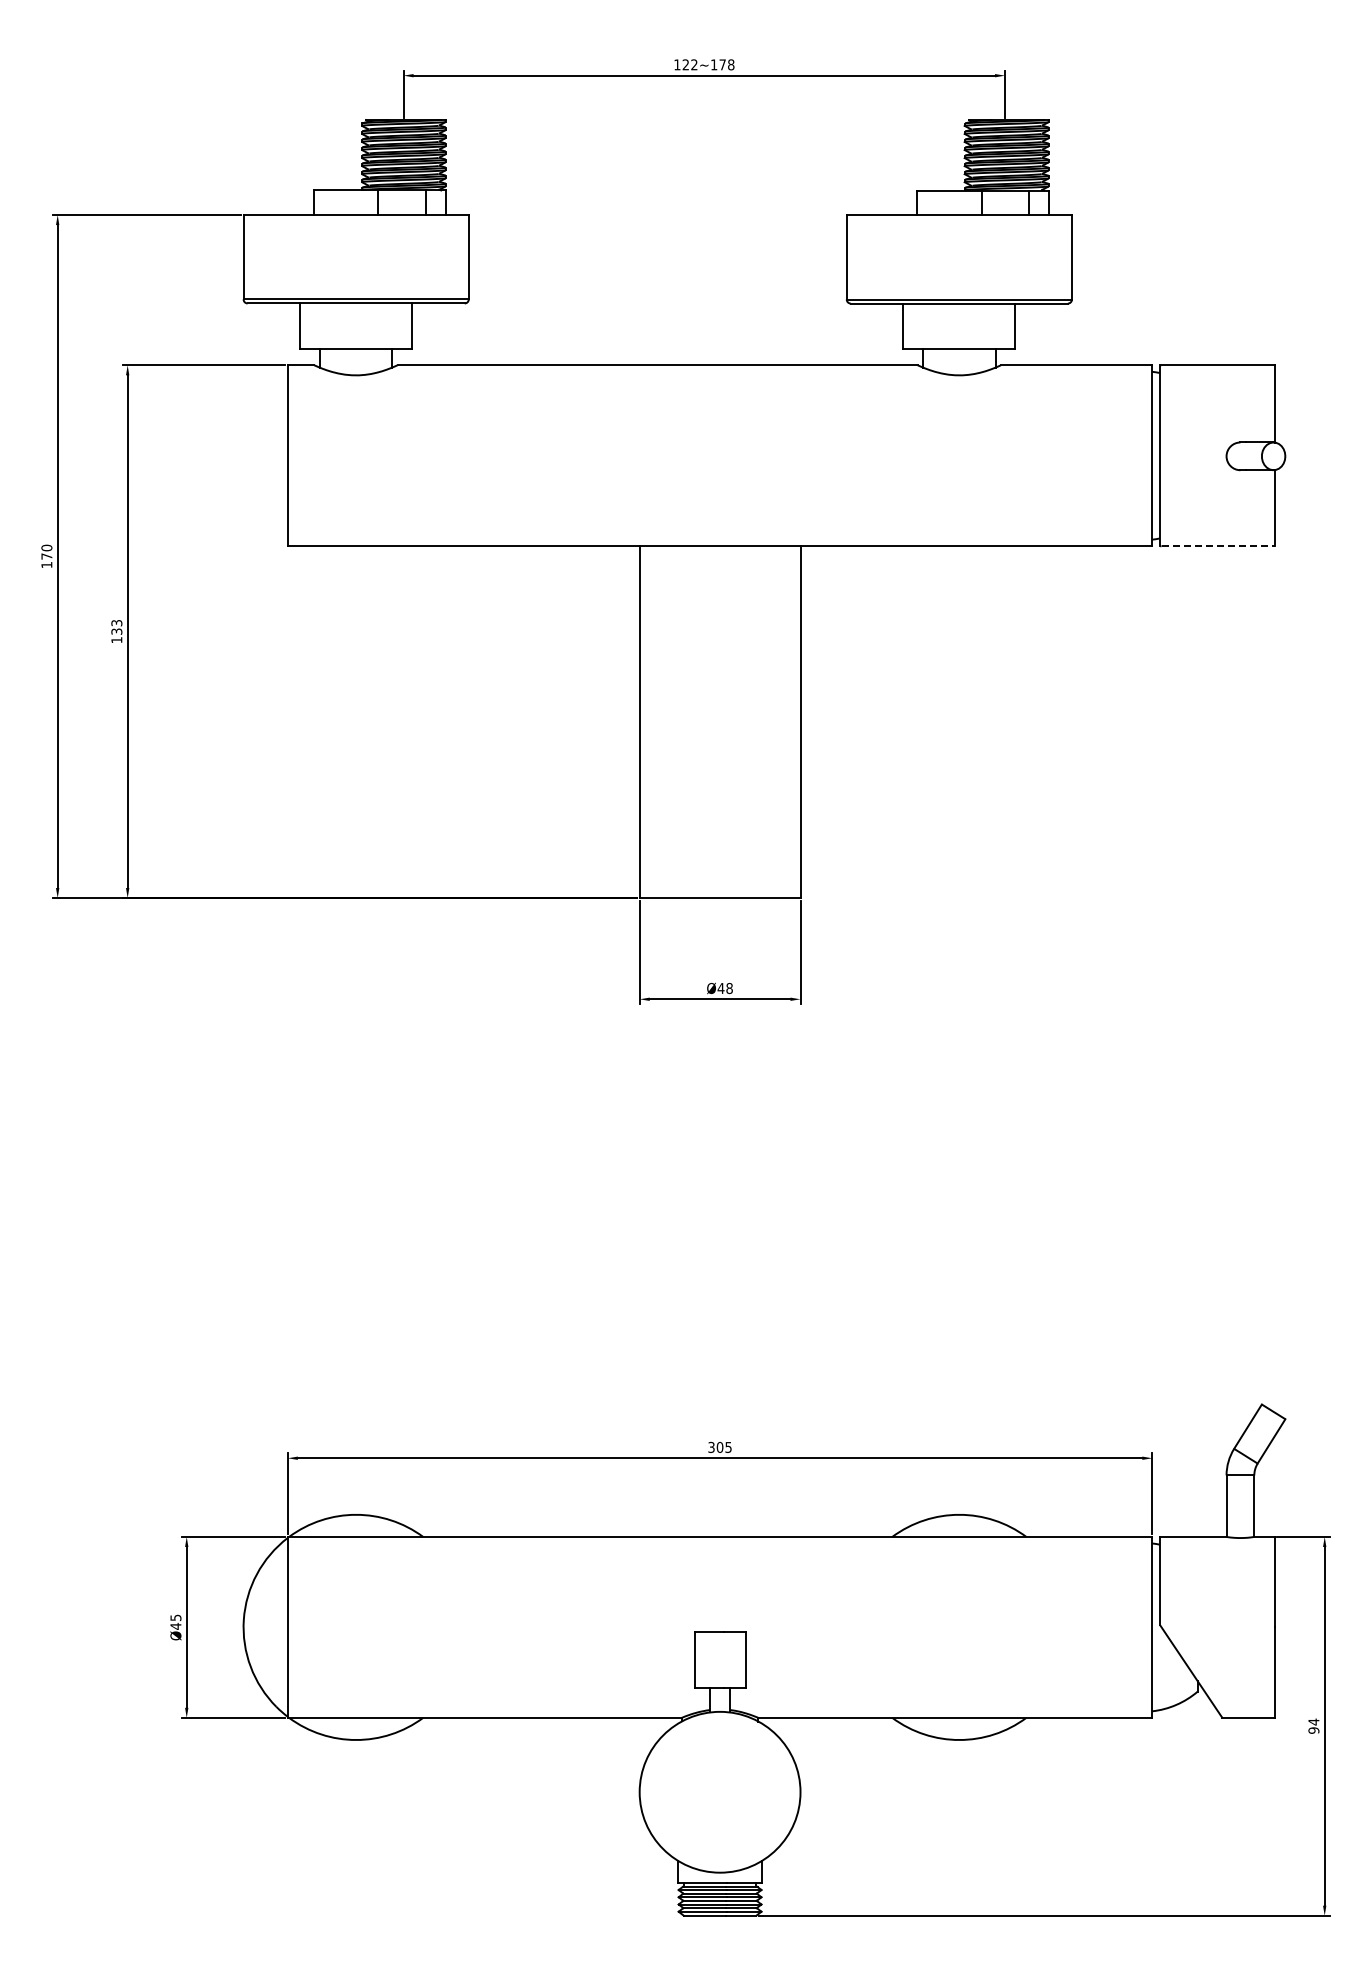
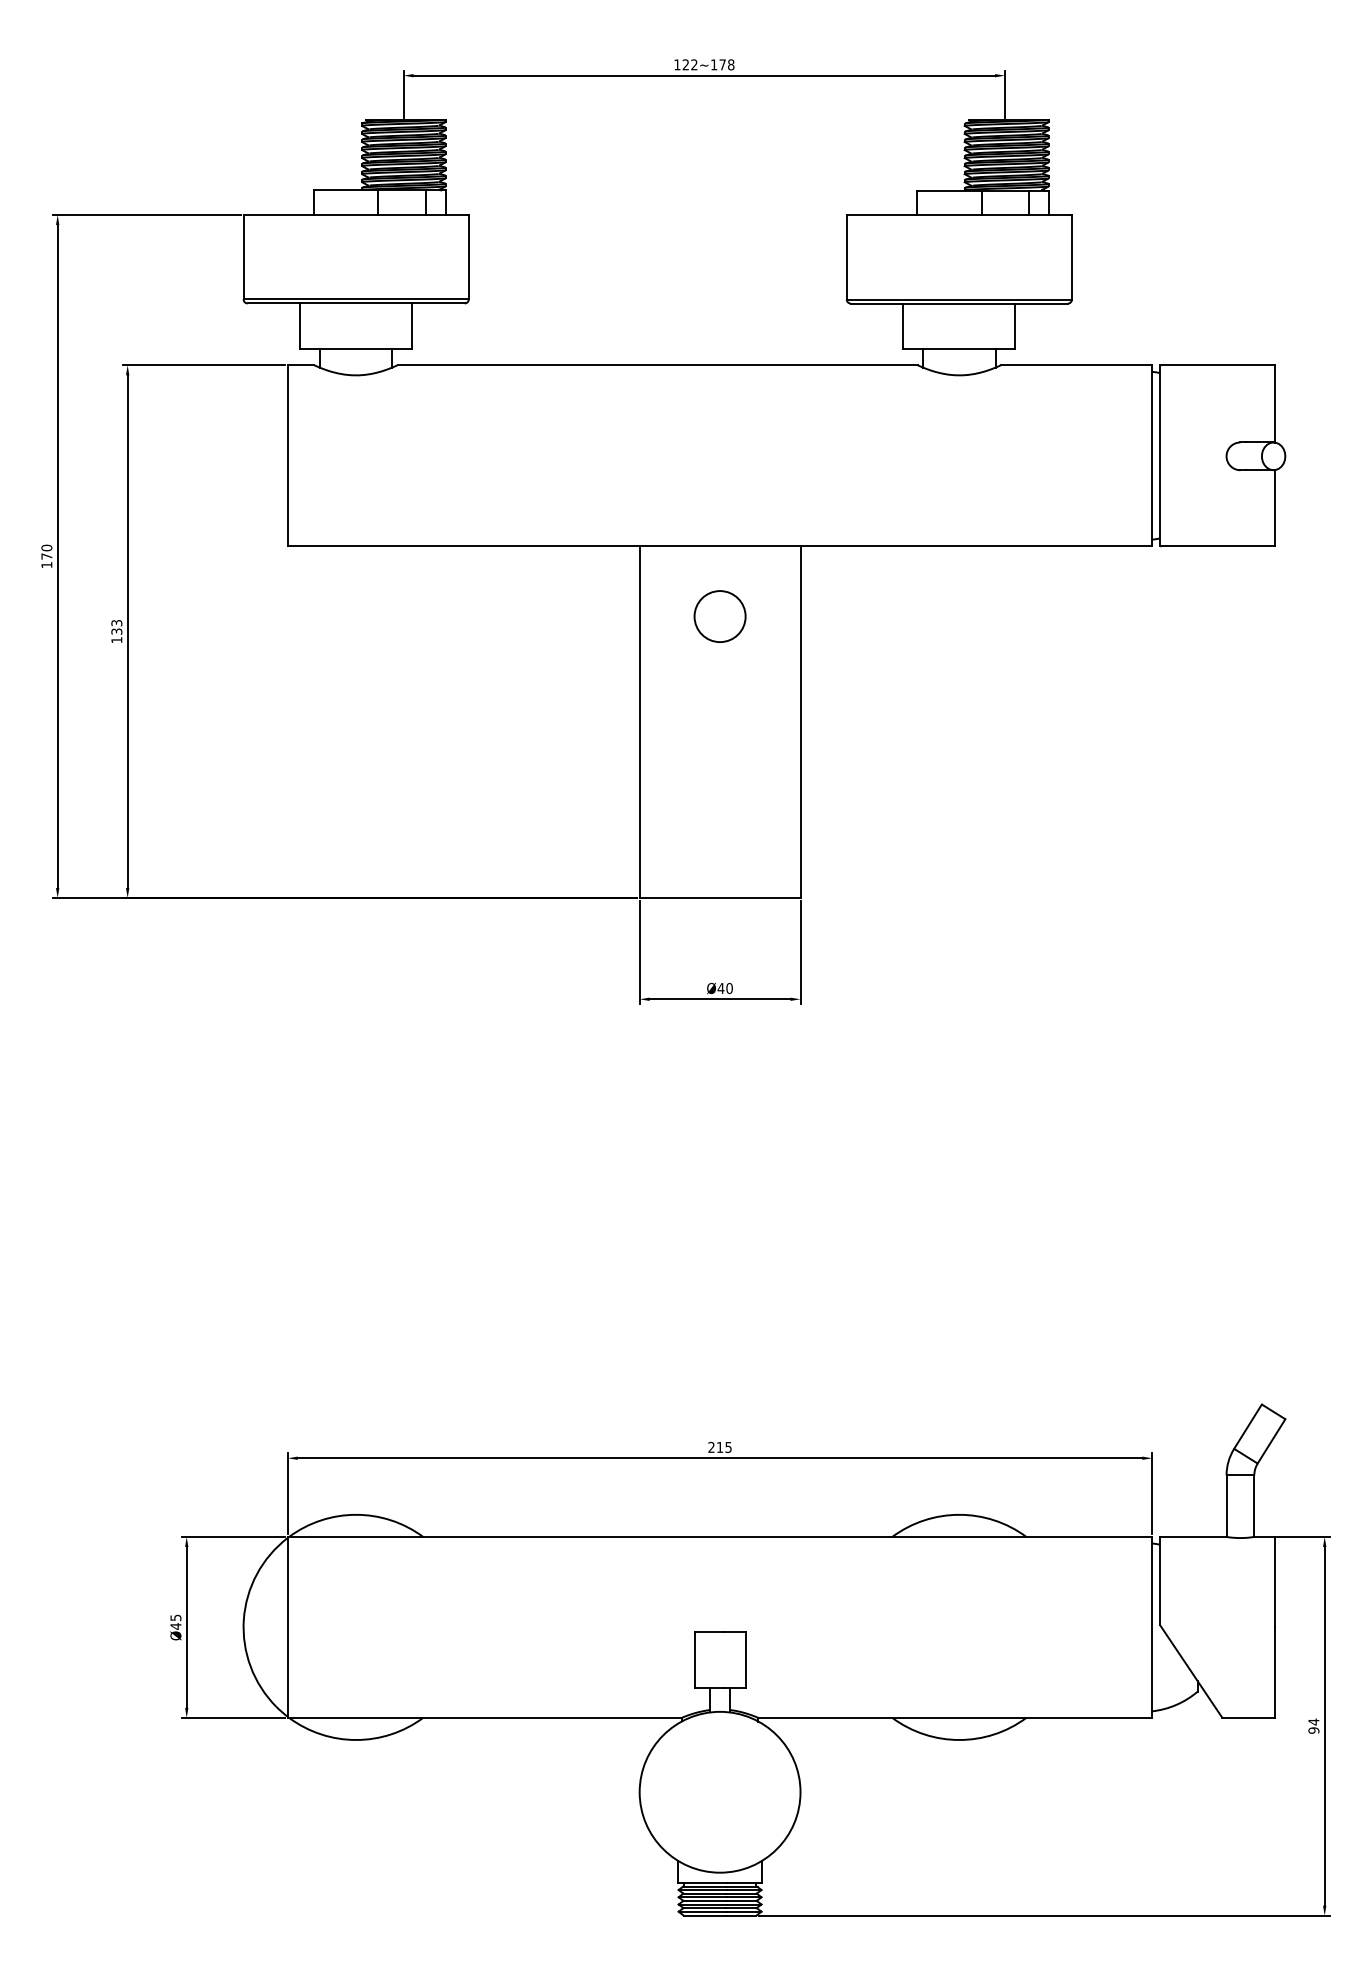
line: dashed -> solid (1218, 546)
circle: none -> present (719, 616)
text: Ø48 -> Ø40 (729, 988)
text: 305 -> 215 (715, 1446)
